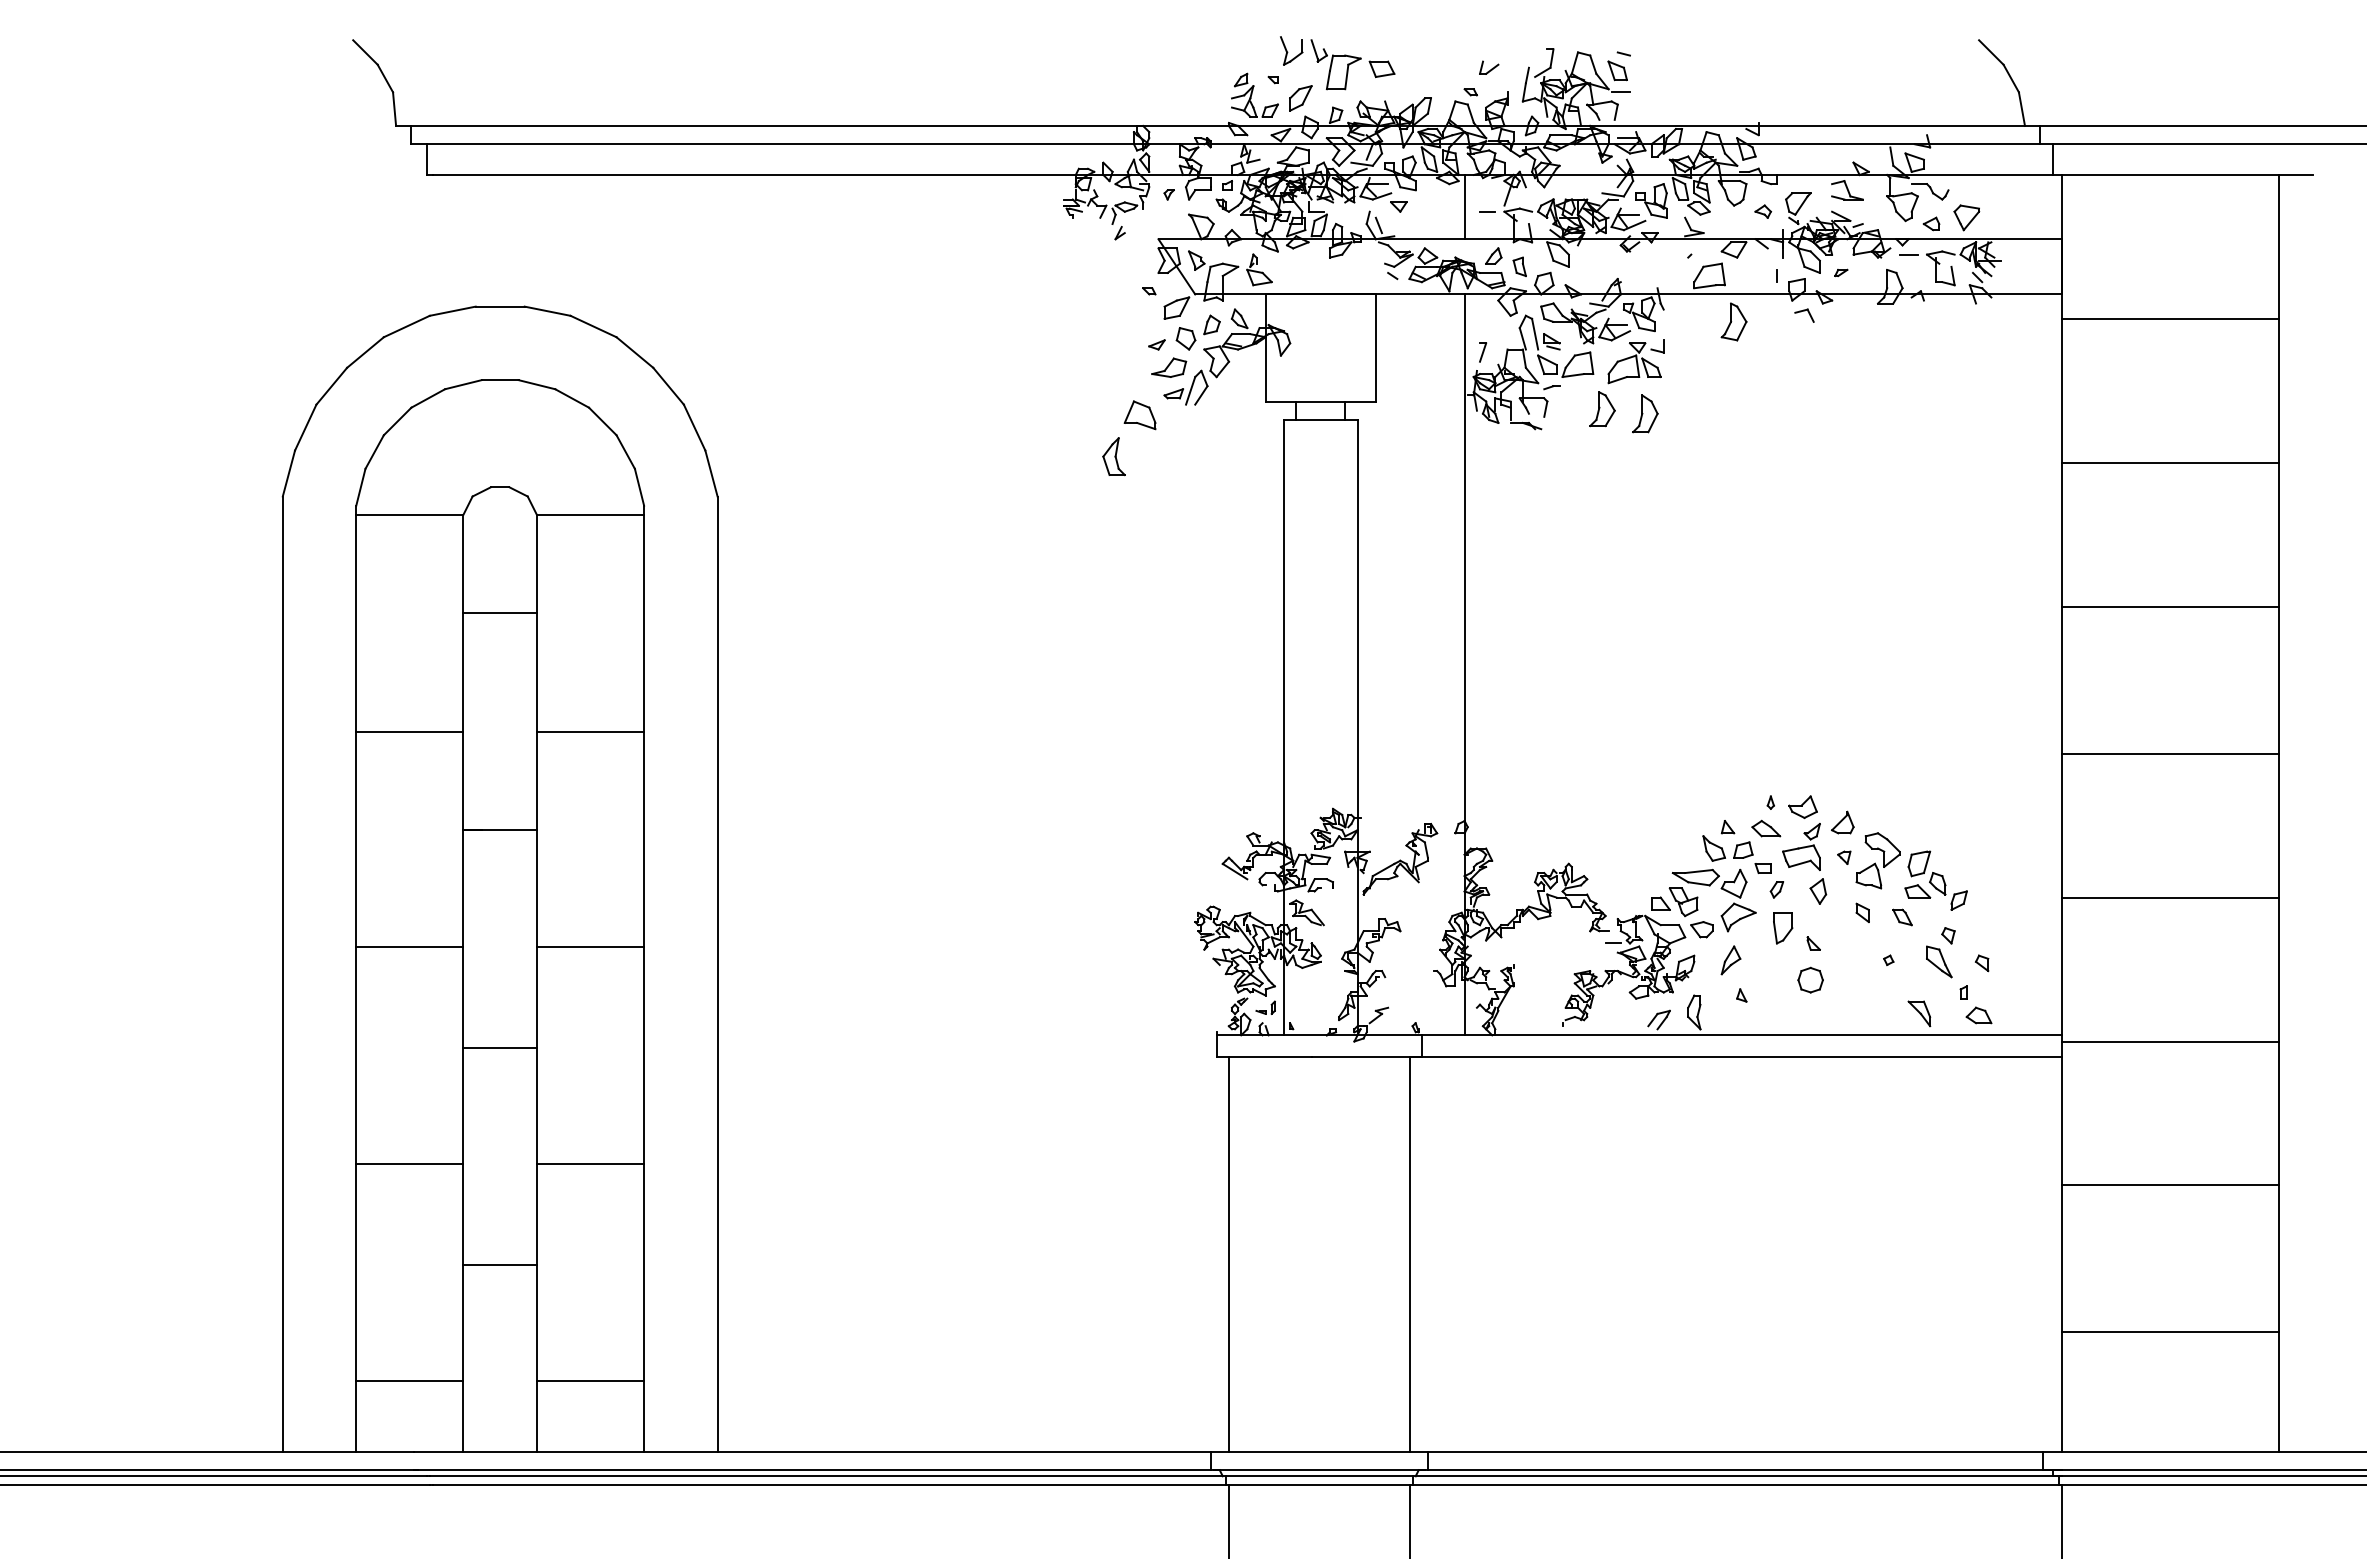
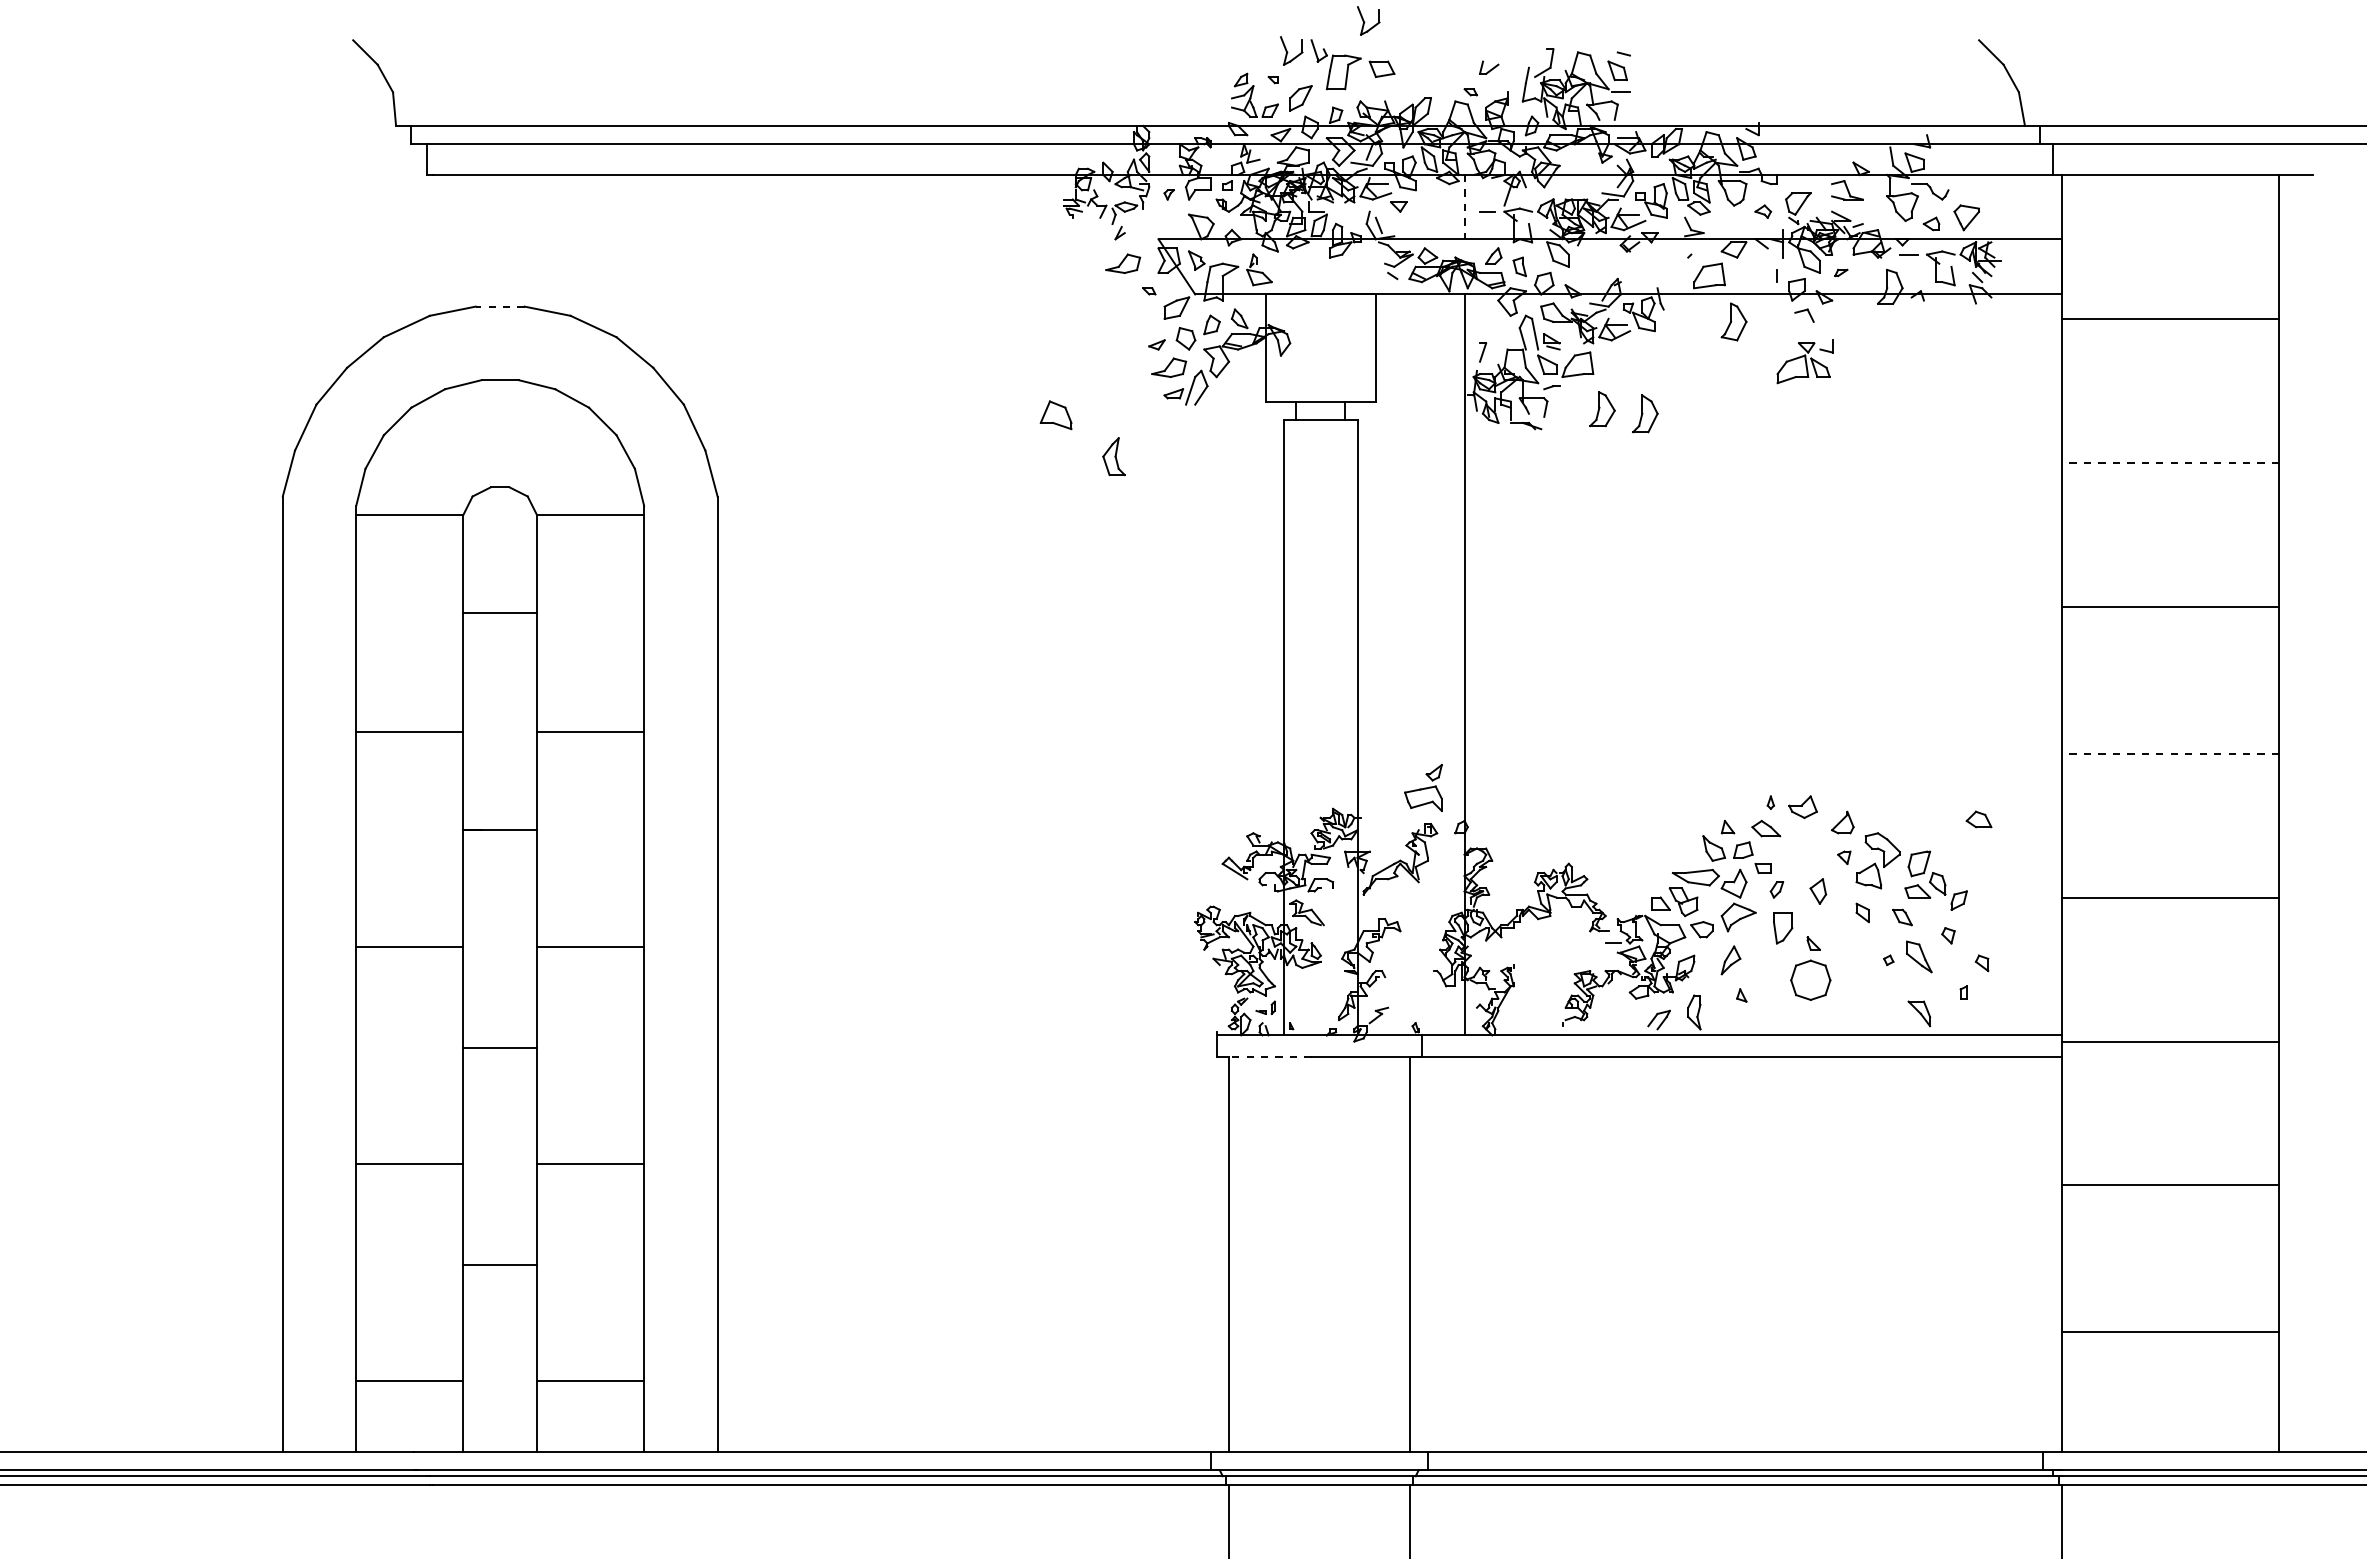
part: none -> present (1368, 20)
line: solid -> dashed (1464, 207)
part: none -> present (1123, 263)
line: solid -> dashed (499, 306)
part position: (1635, 361) -> (1804, 361) (1804, 361)
part position: (1139, 415) -> (1055, 415) (1055, 415)
line: solid -> dashed (2170, 462)
line: solid -> dashed (2170, 753)
part position: (1801, 846) -> (1423, 787) (1423, 787)
part position: (1939, 961) -> (1919, 956) (1919, 956)
part size: 27x28 px -> 42x42 px (1810, 979)
part position: (1978, 1015) -> (1978, 819) (1978, 819)
line: solid -> dashed (1269, 1056)
